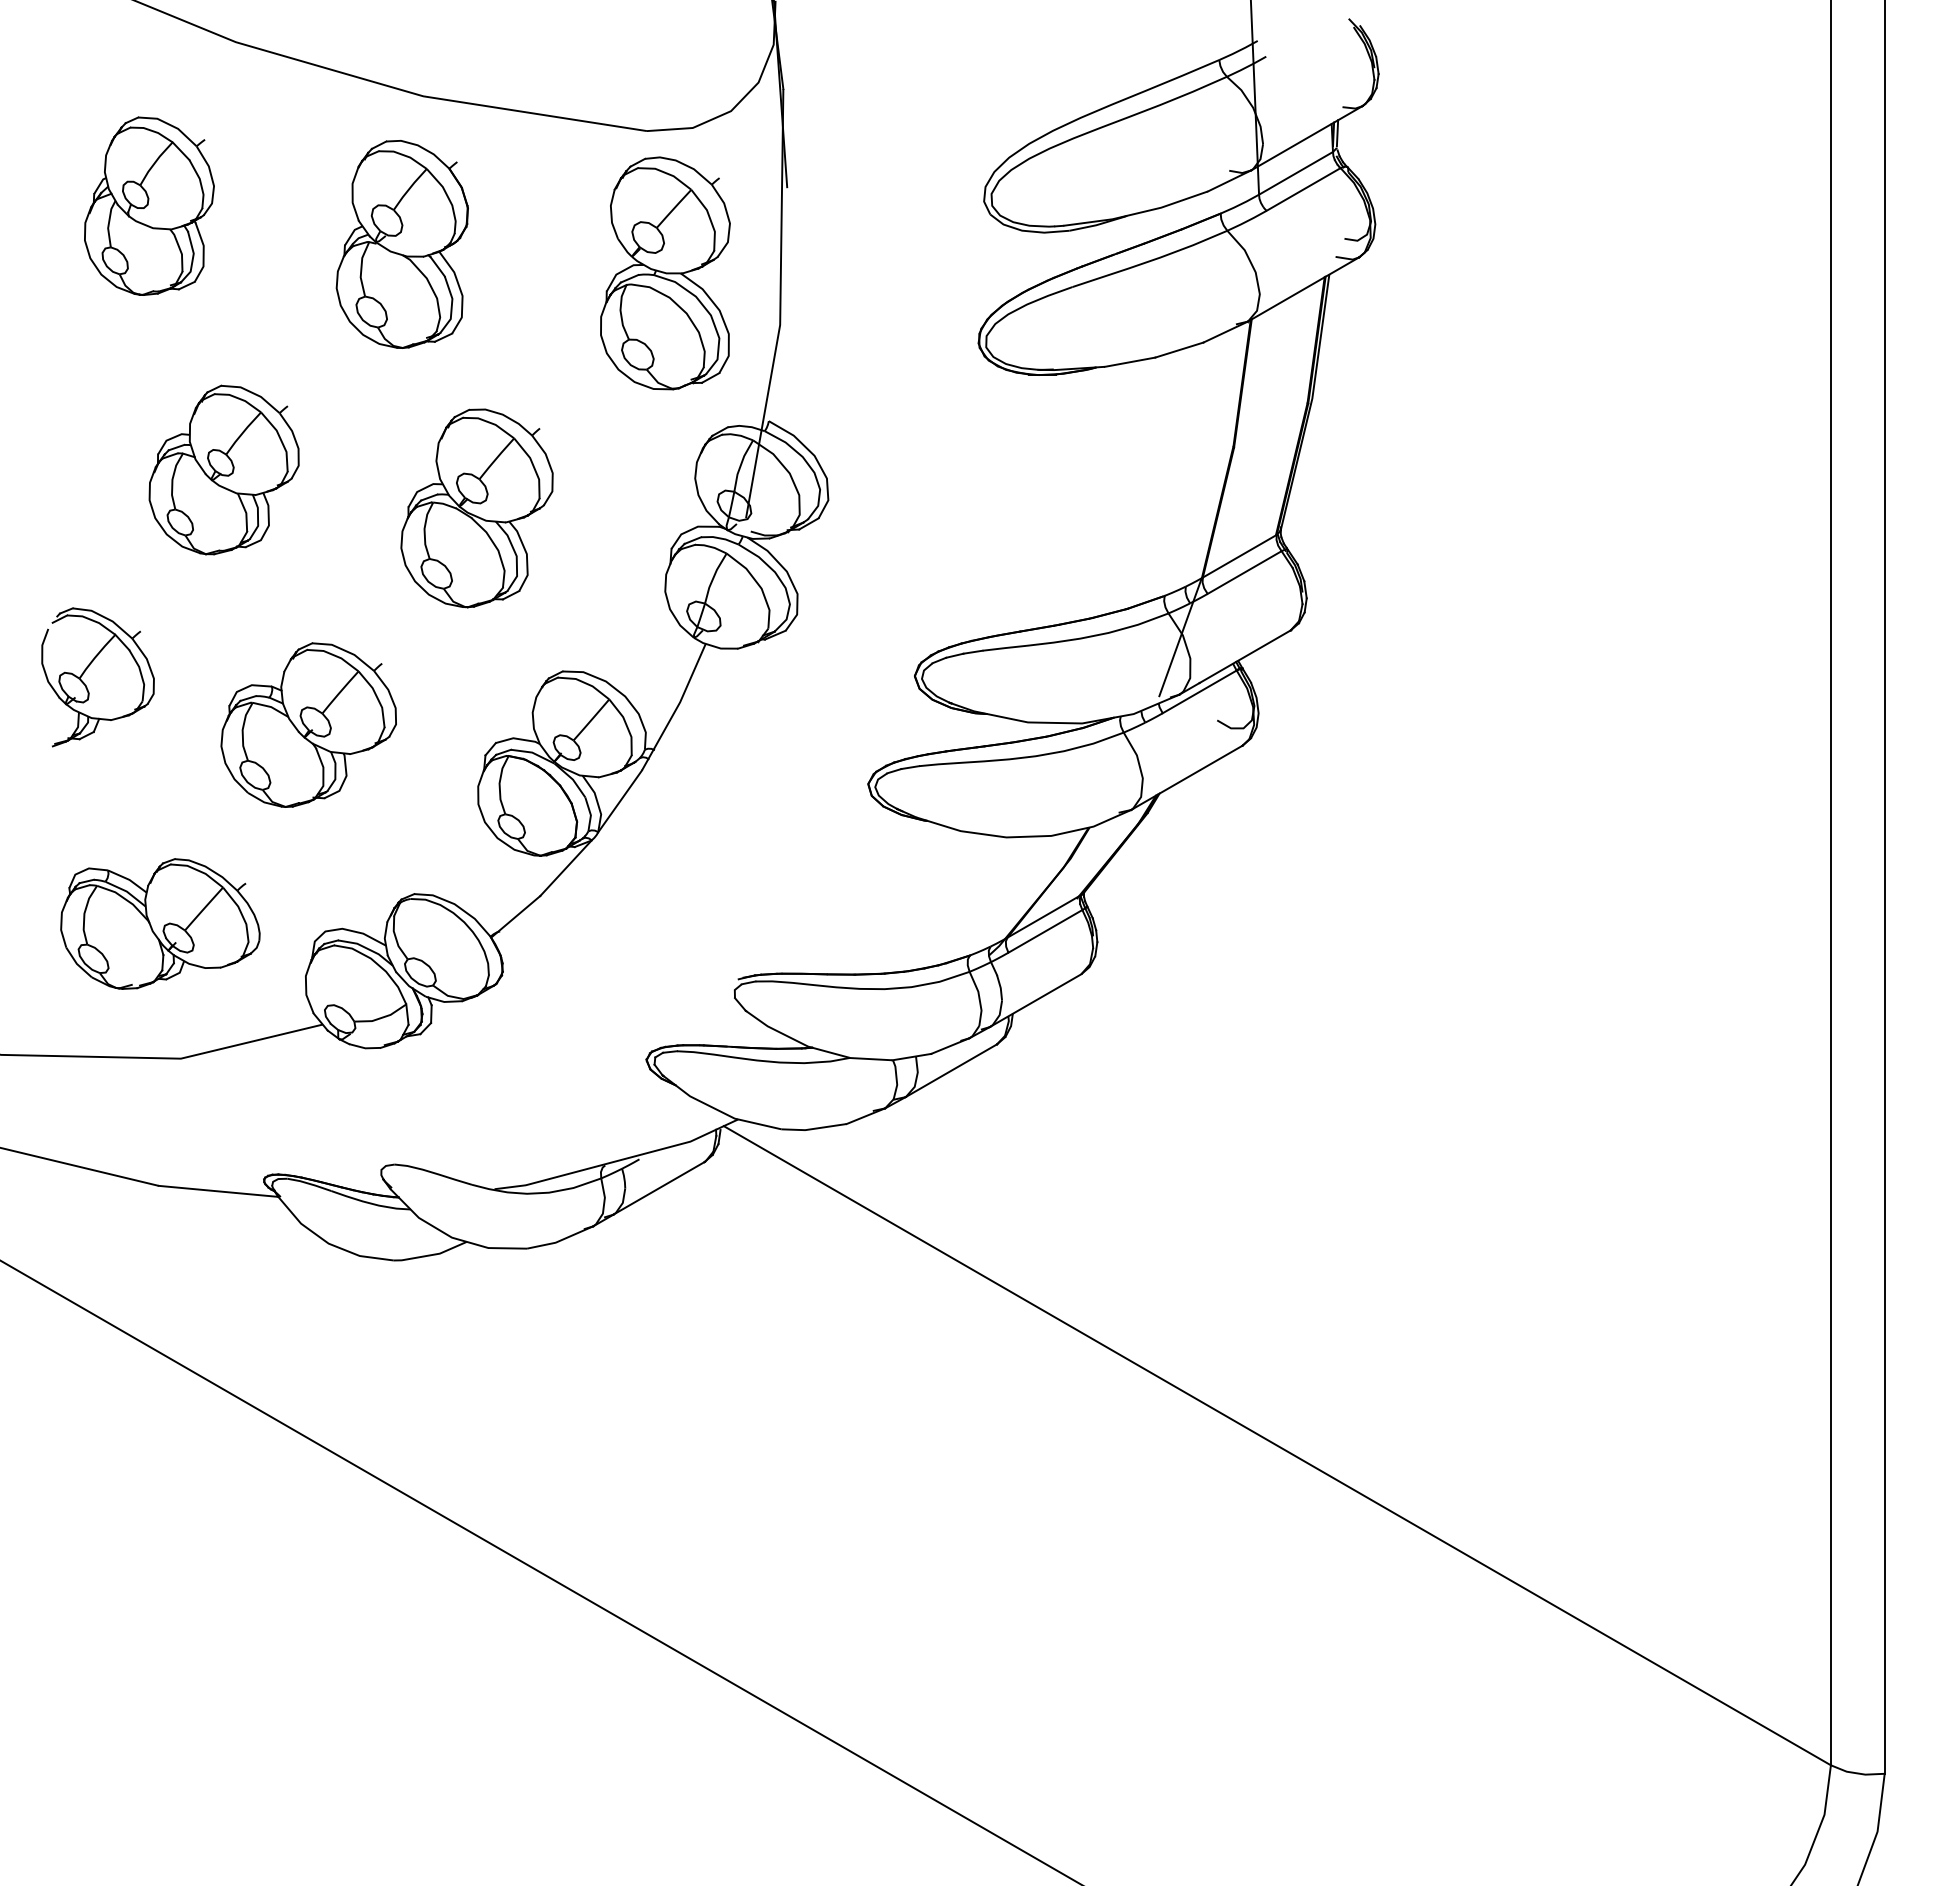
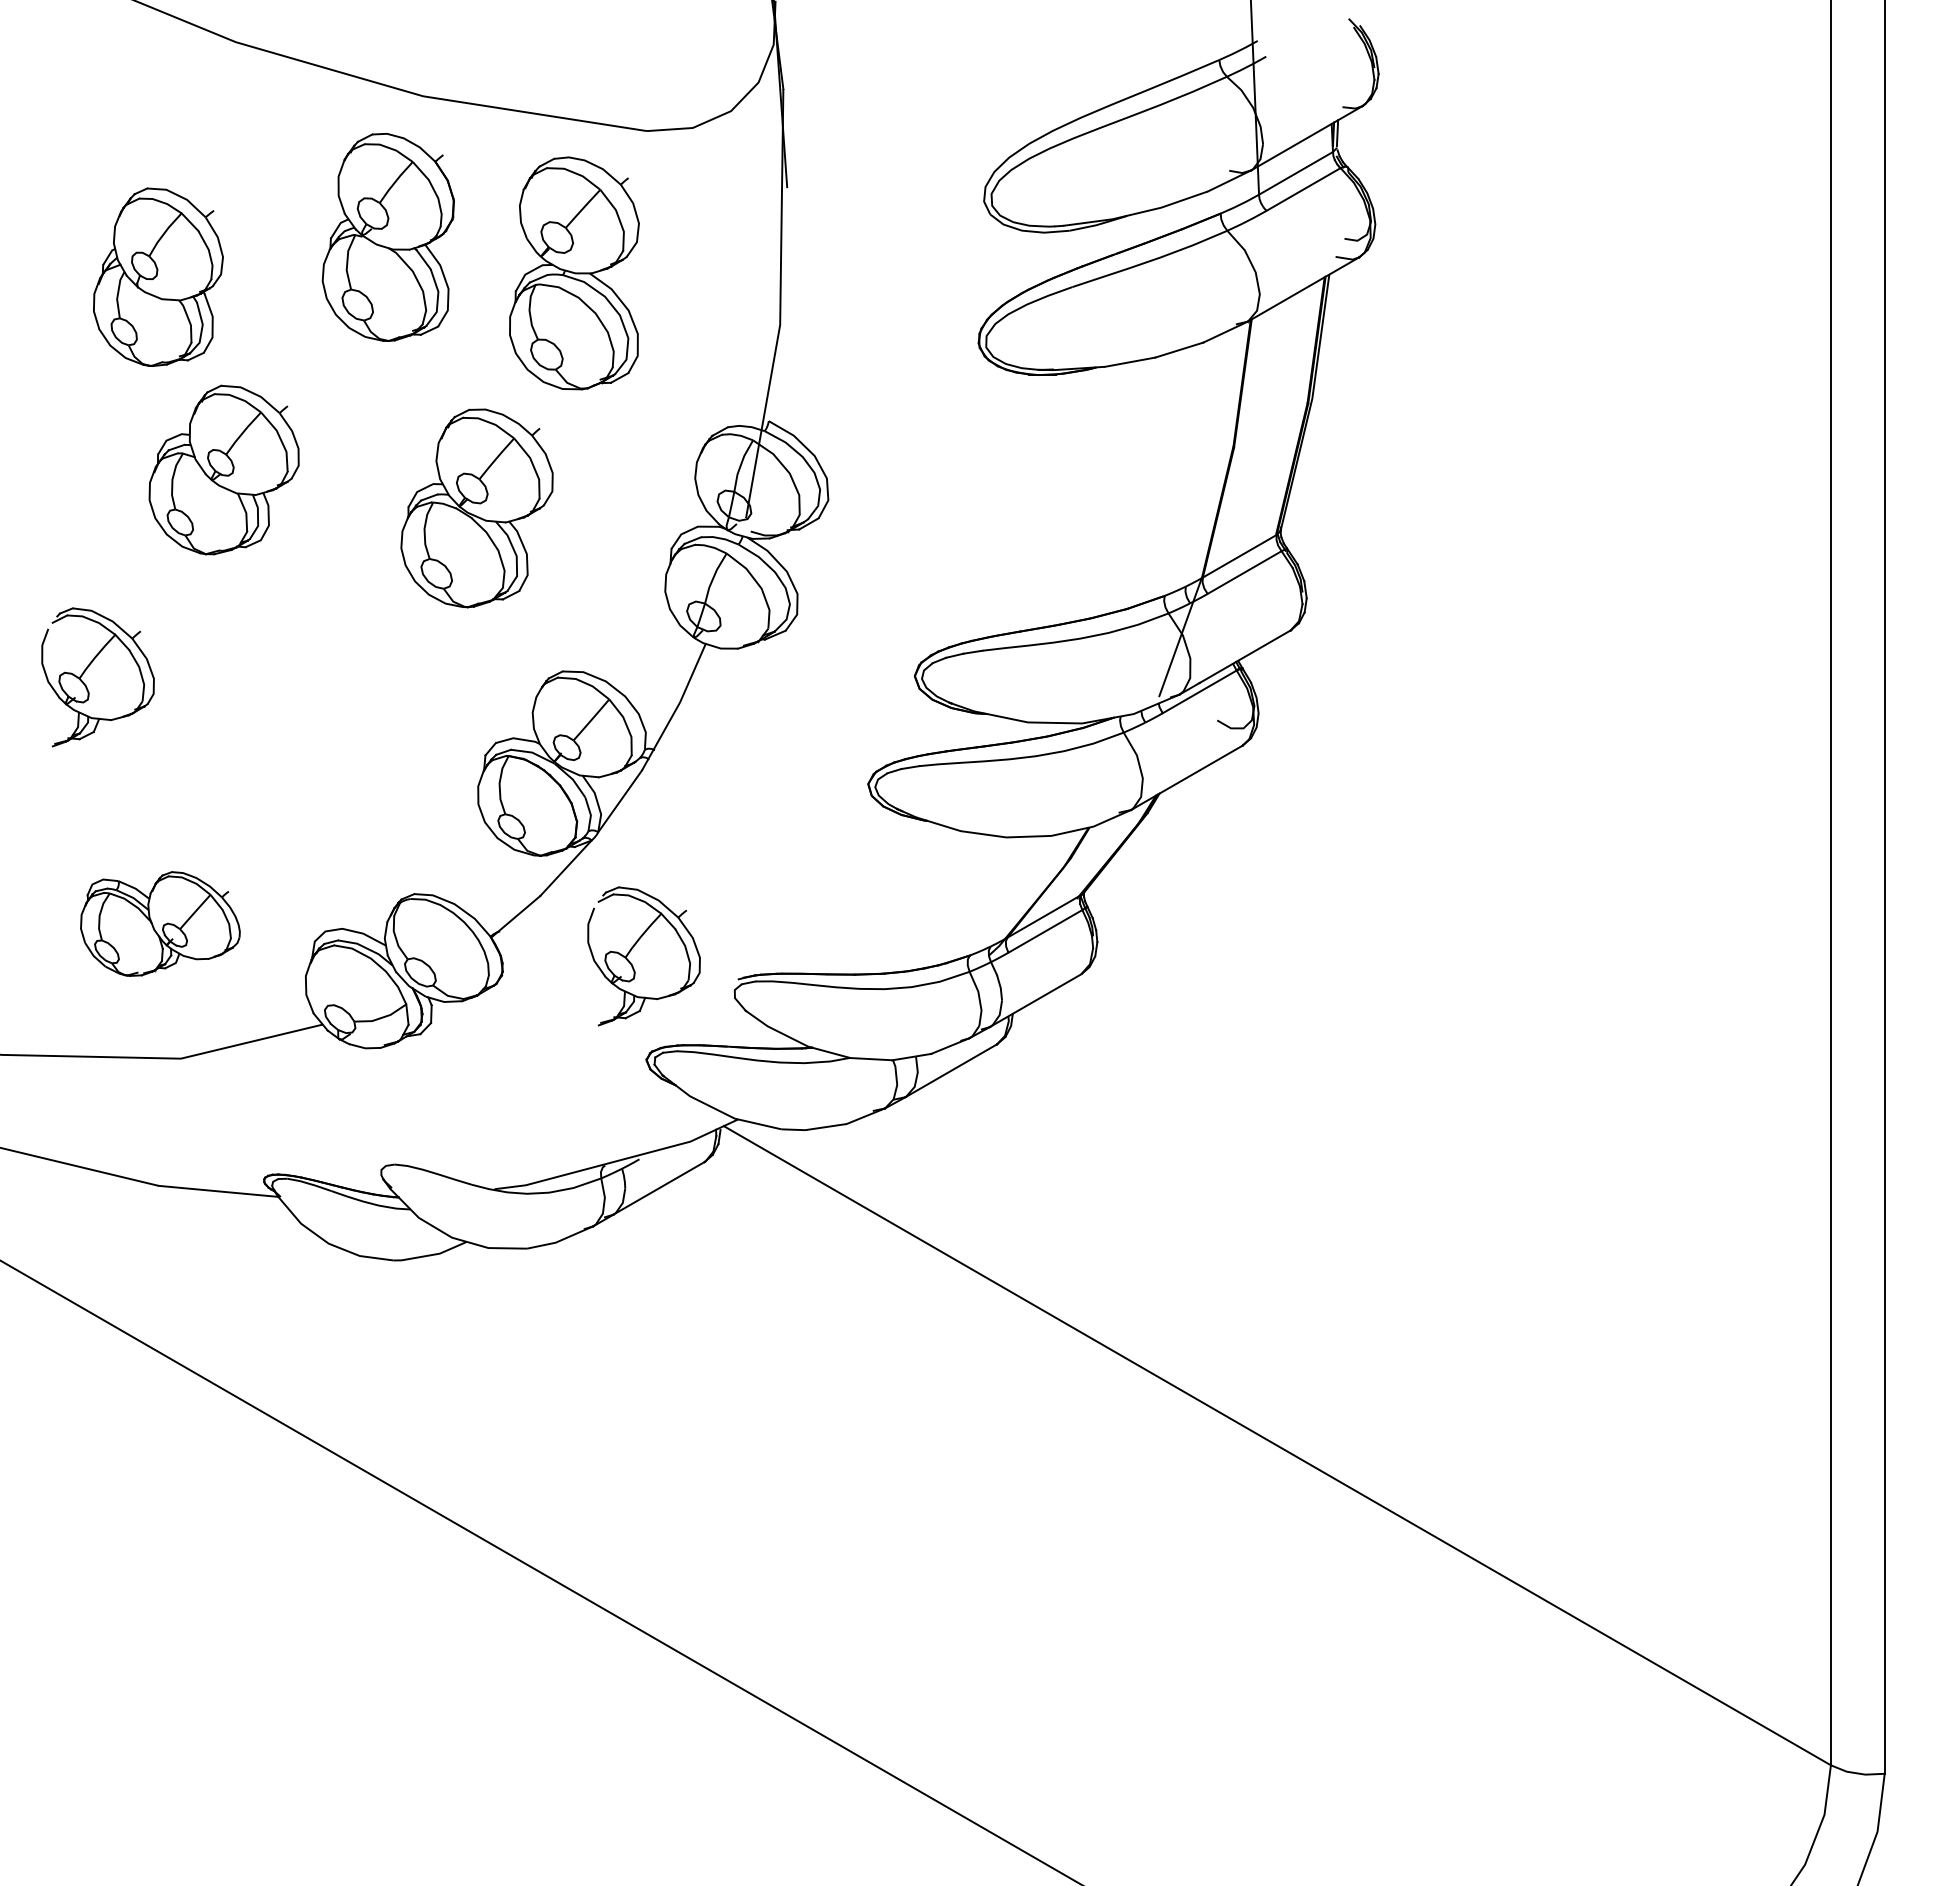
part position: (149, 205) -> (158, 276) (158, 276)
part position: (401, 244) -> (387, 237) (387, 237)
part position: (665, 273) -> (574, 273) (574, 273)
part: present -> none (308, 724)
part size: 201x132 px -> 161x106 px (160, 923)
part: none -> present (643, 956)
